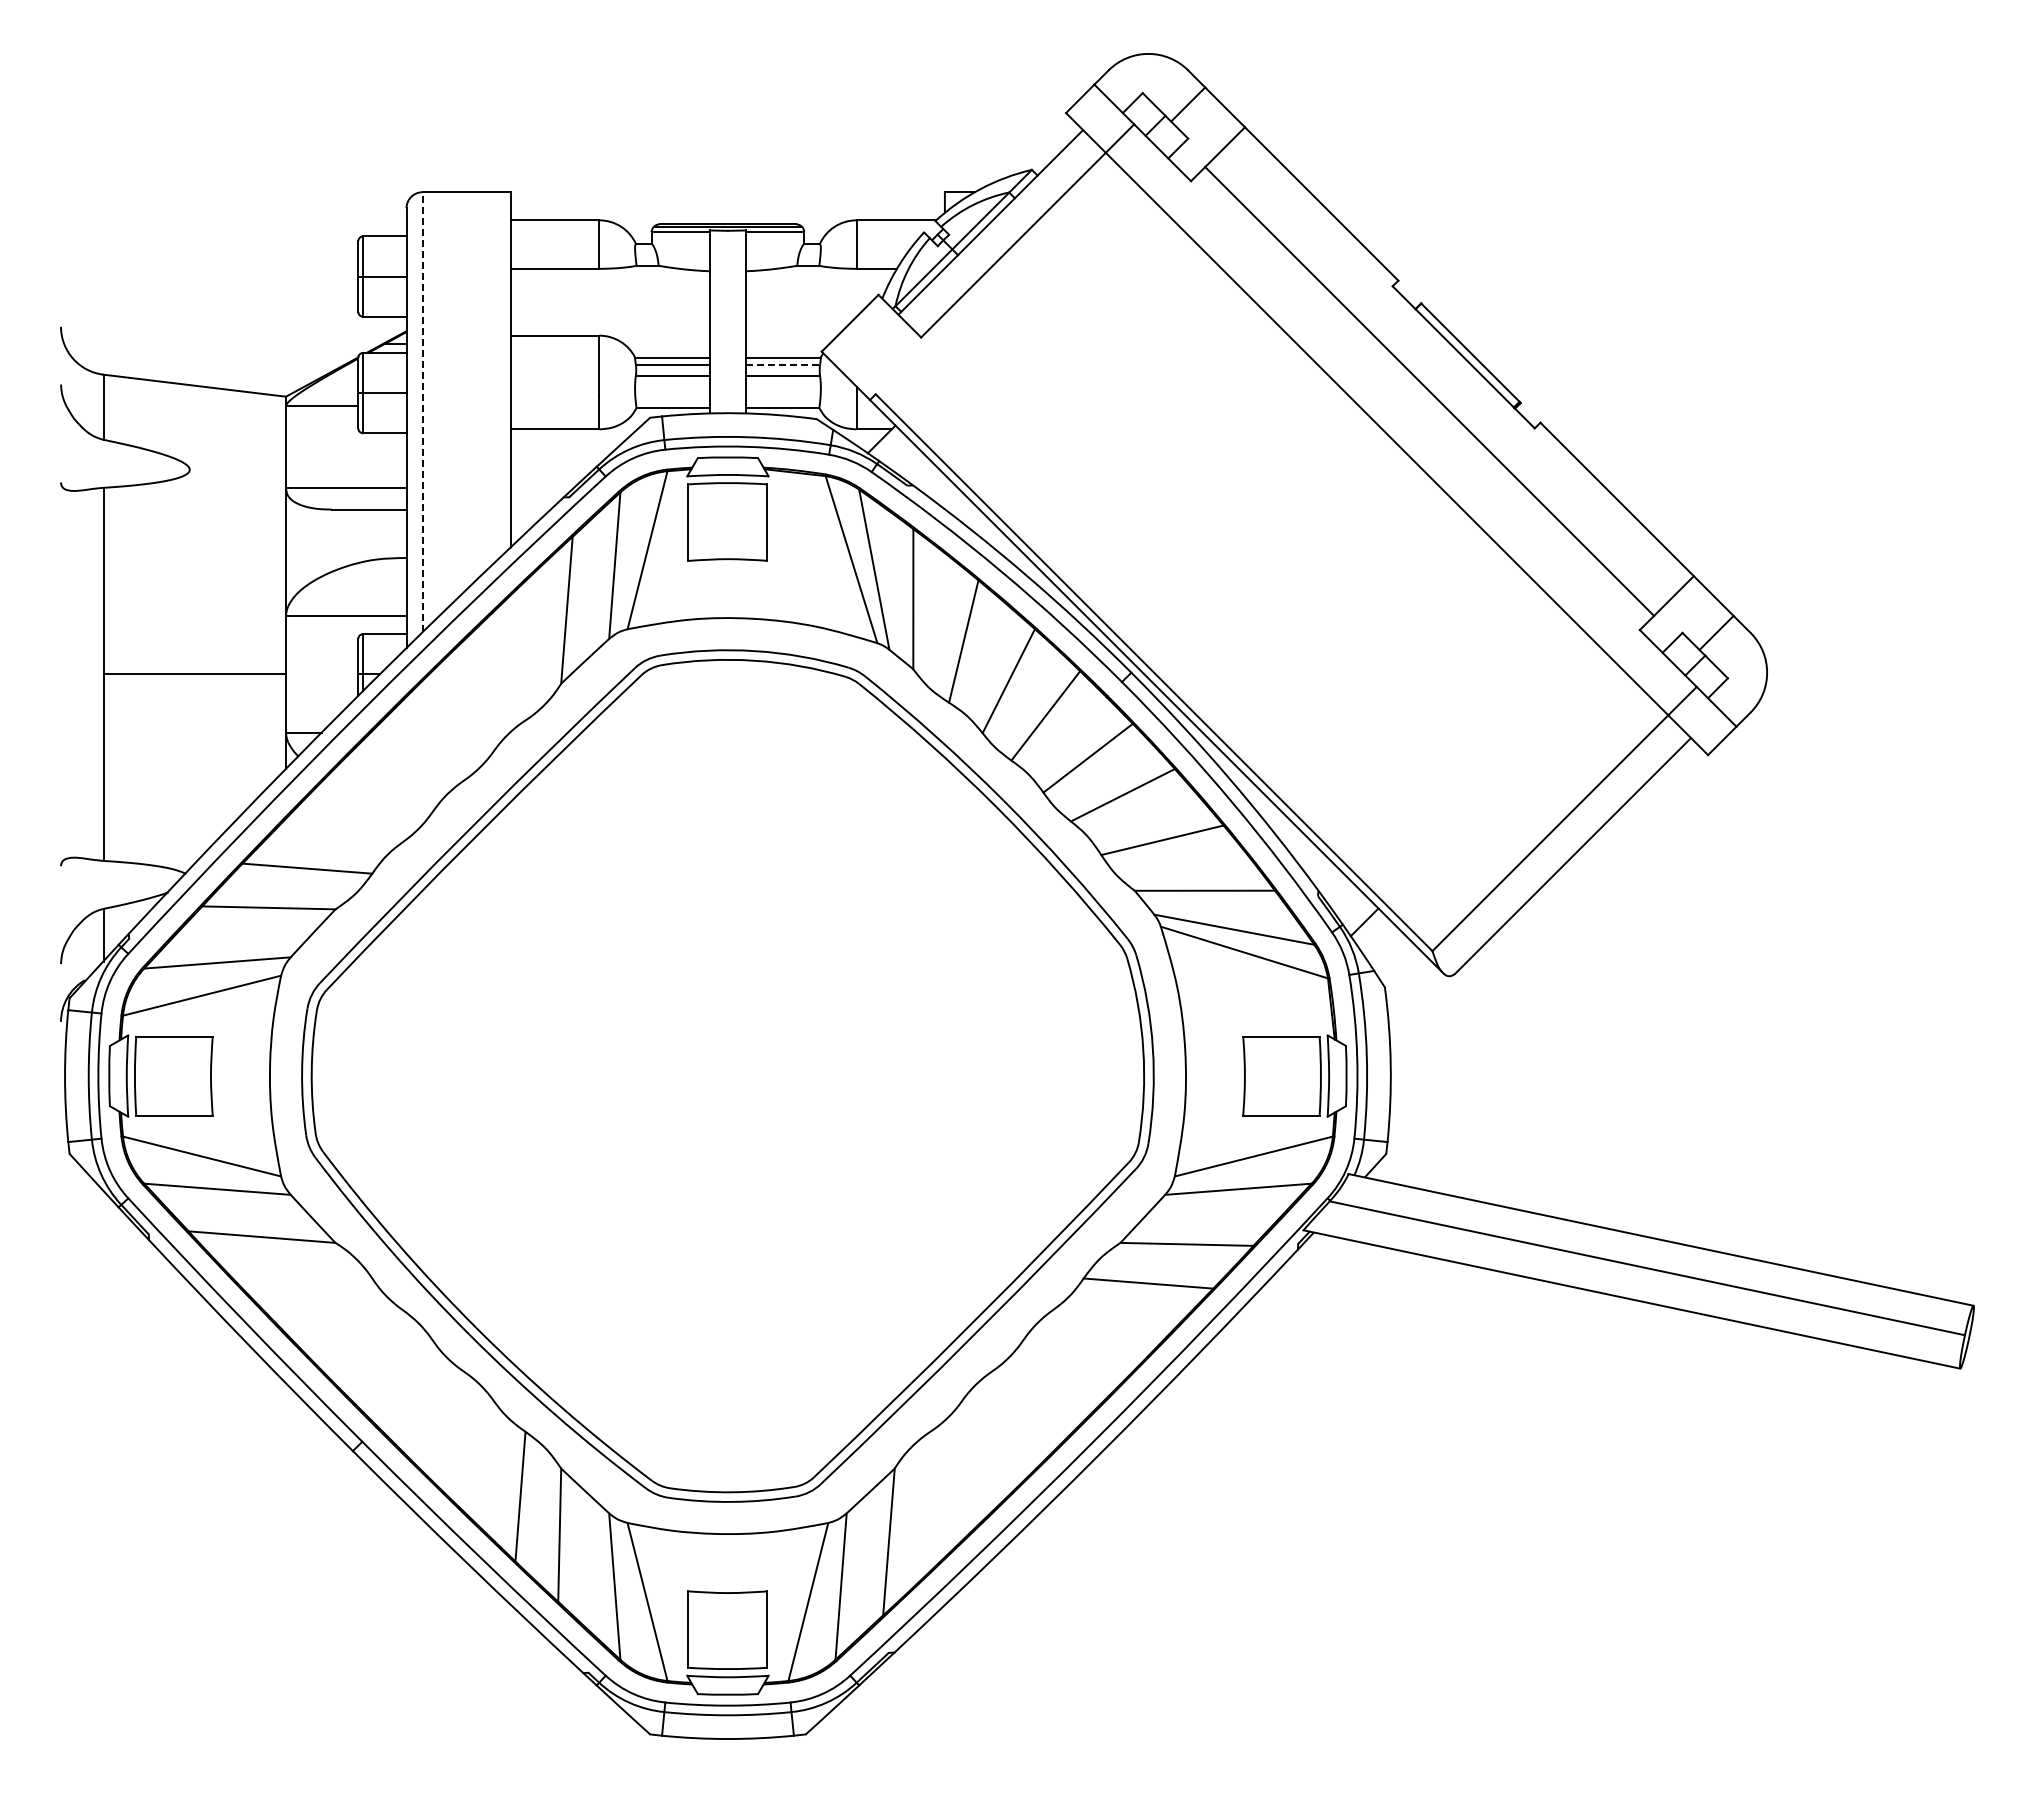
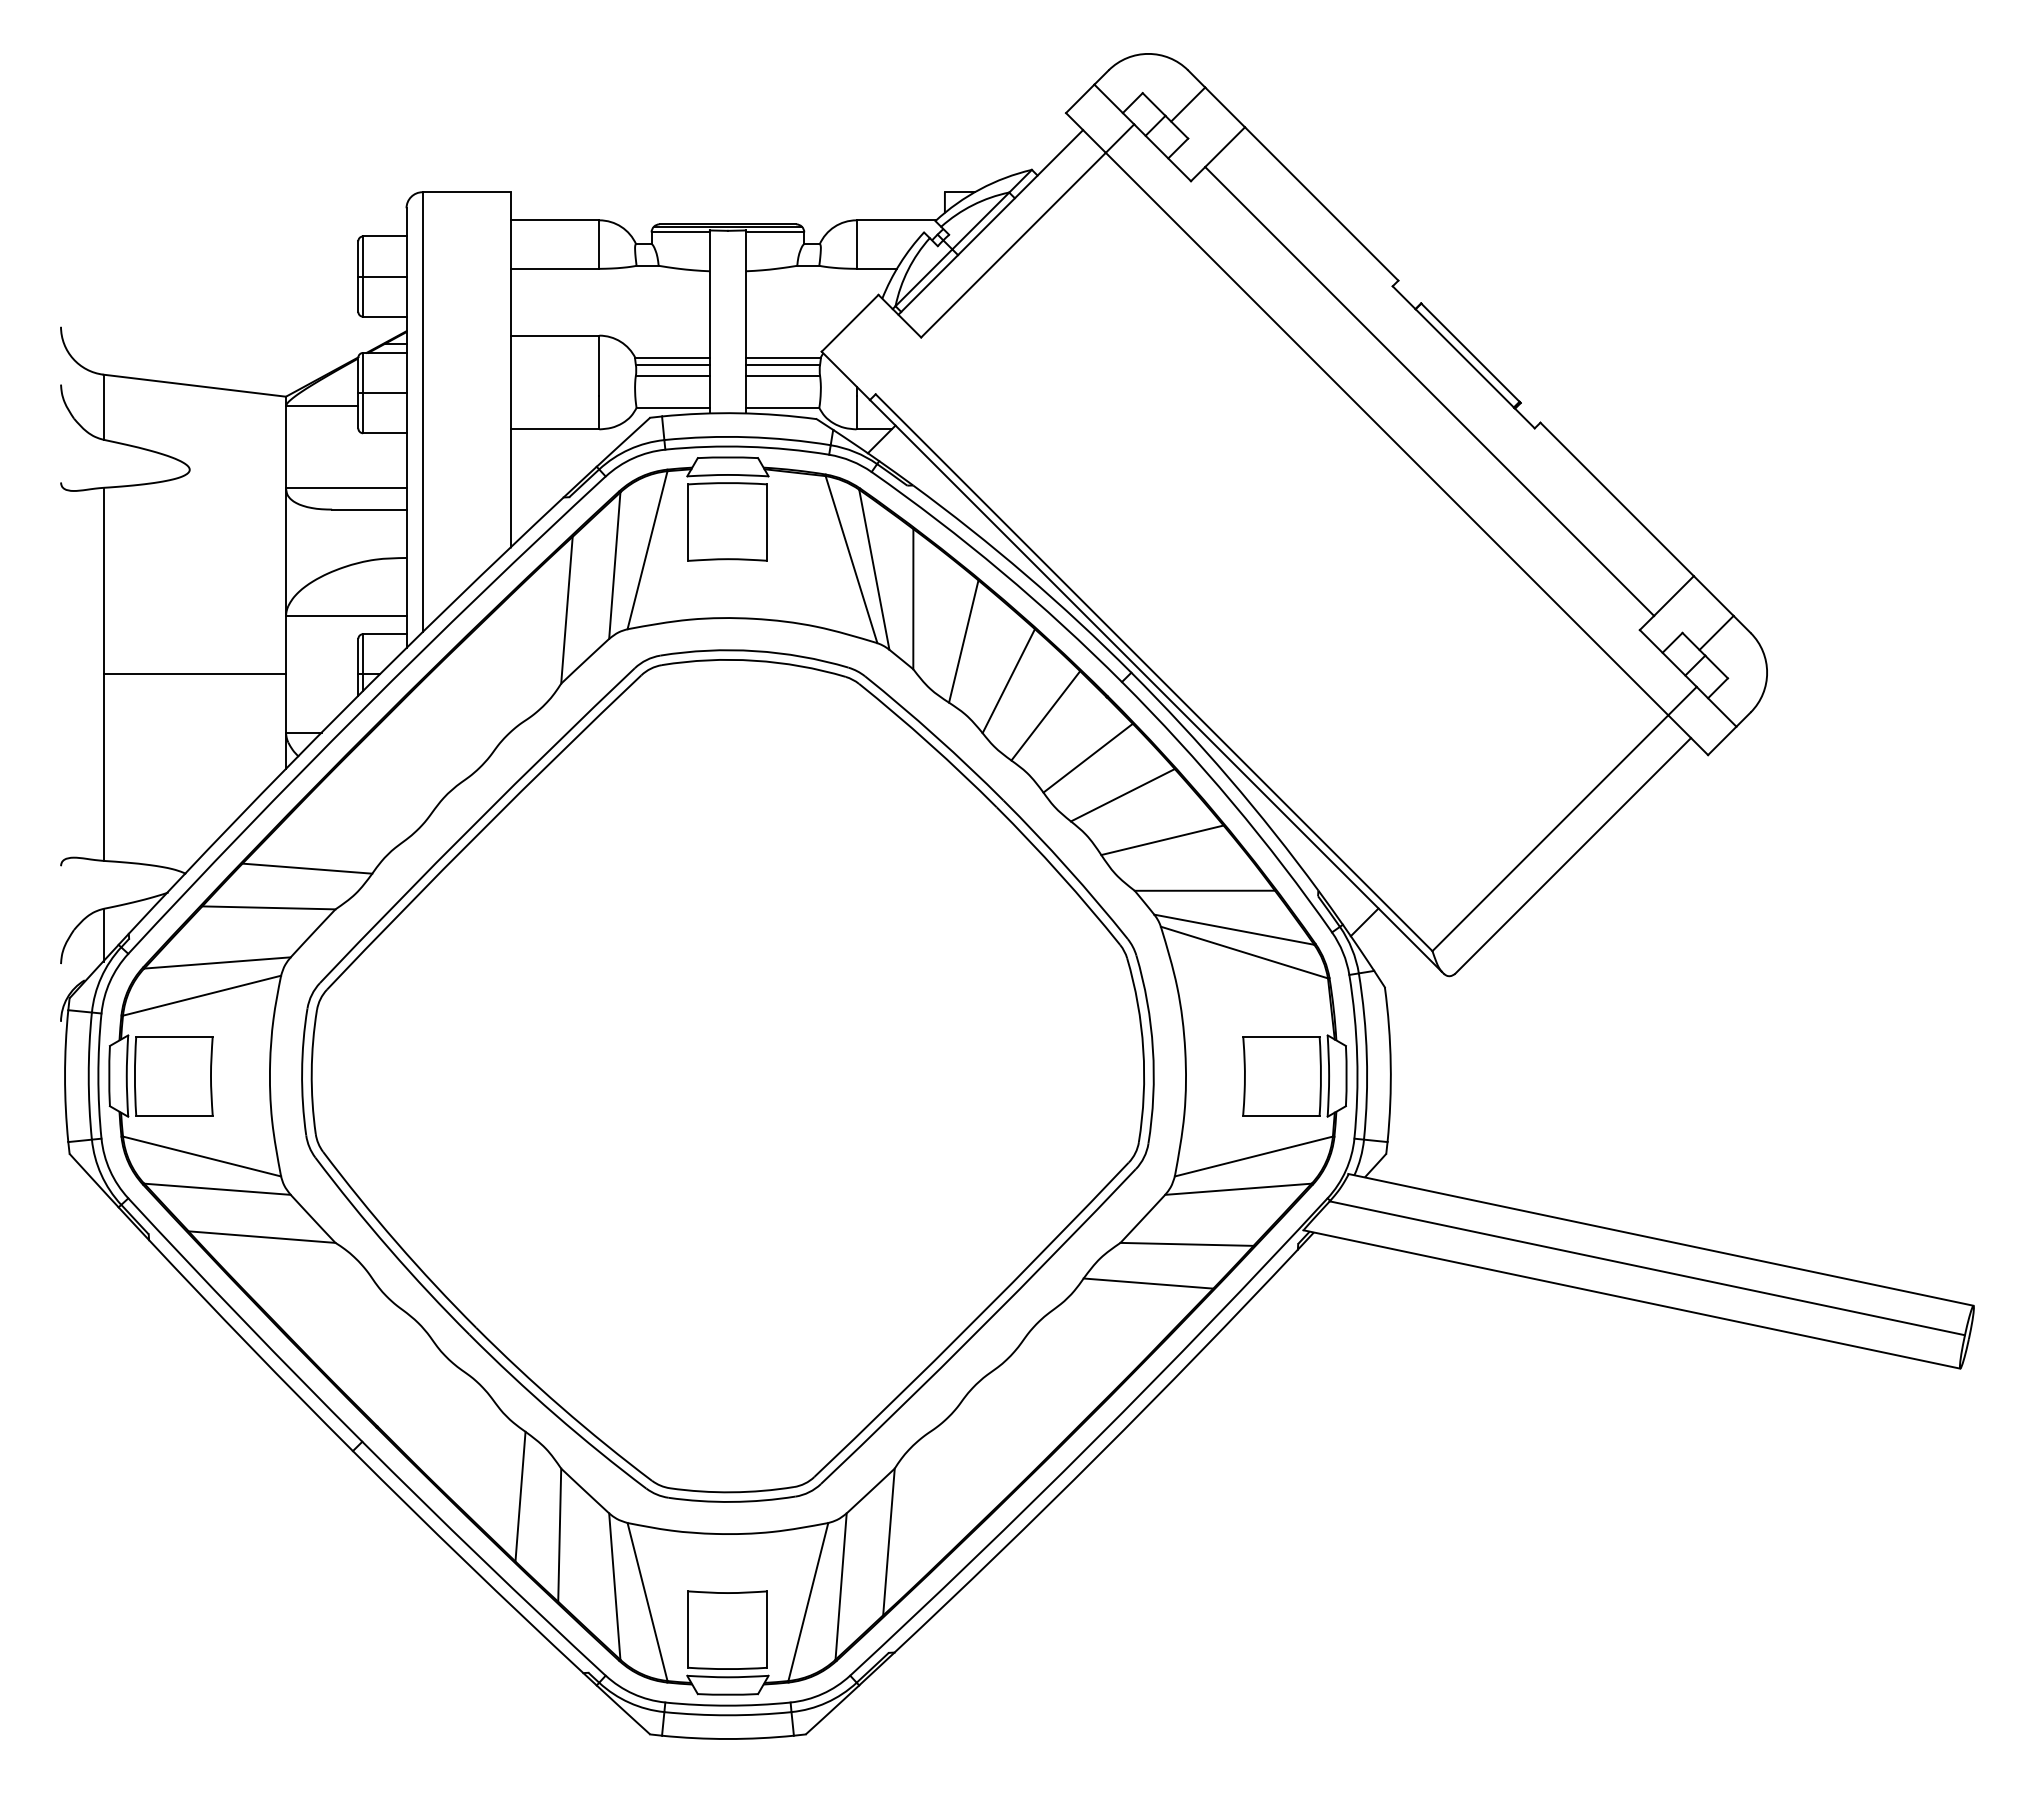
line: dashed -> solid (783, 364)
line: dashed -> solid (422, 411)
